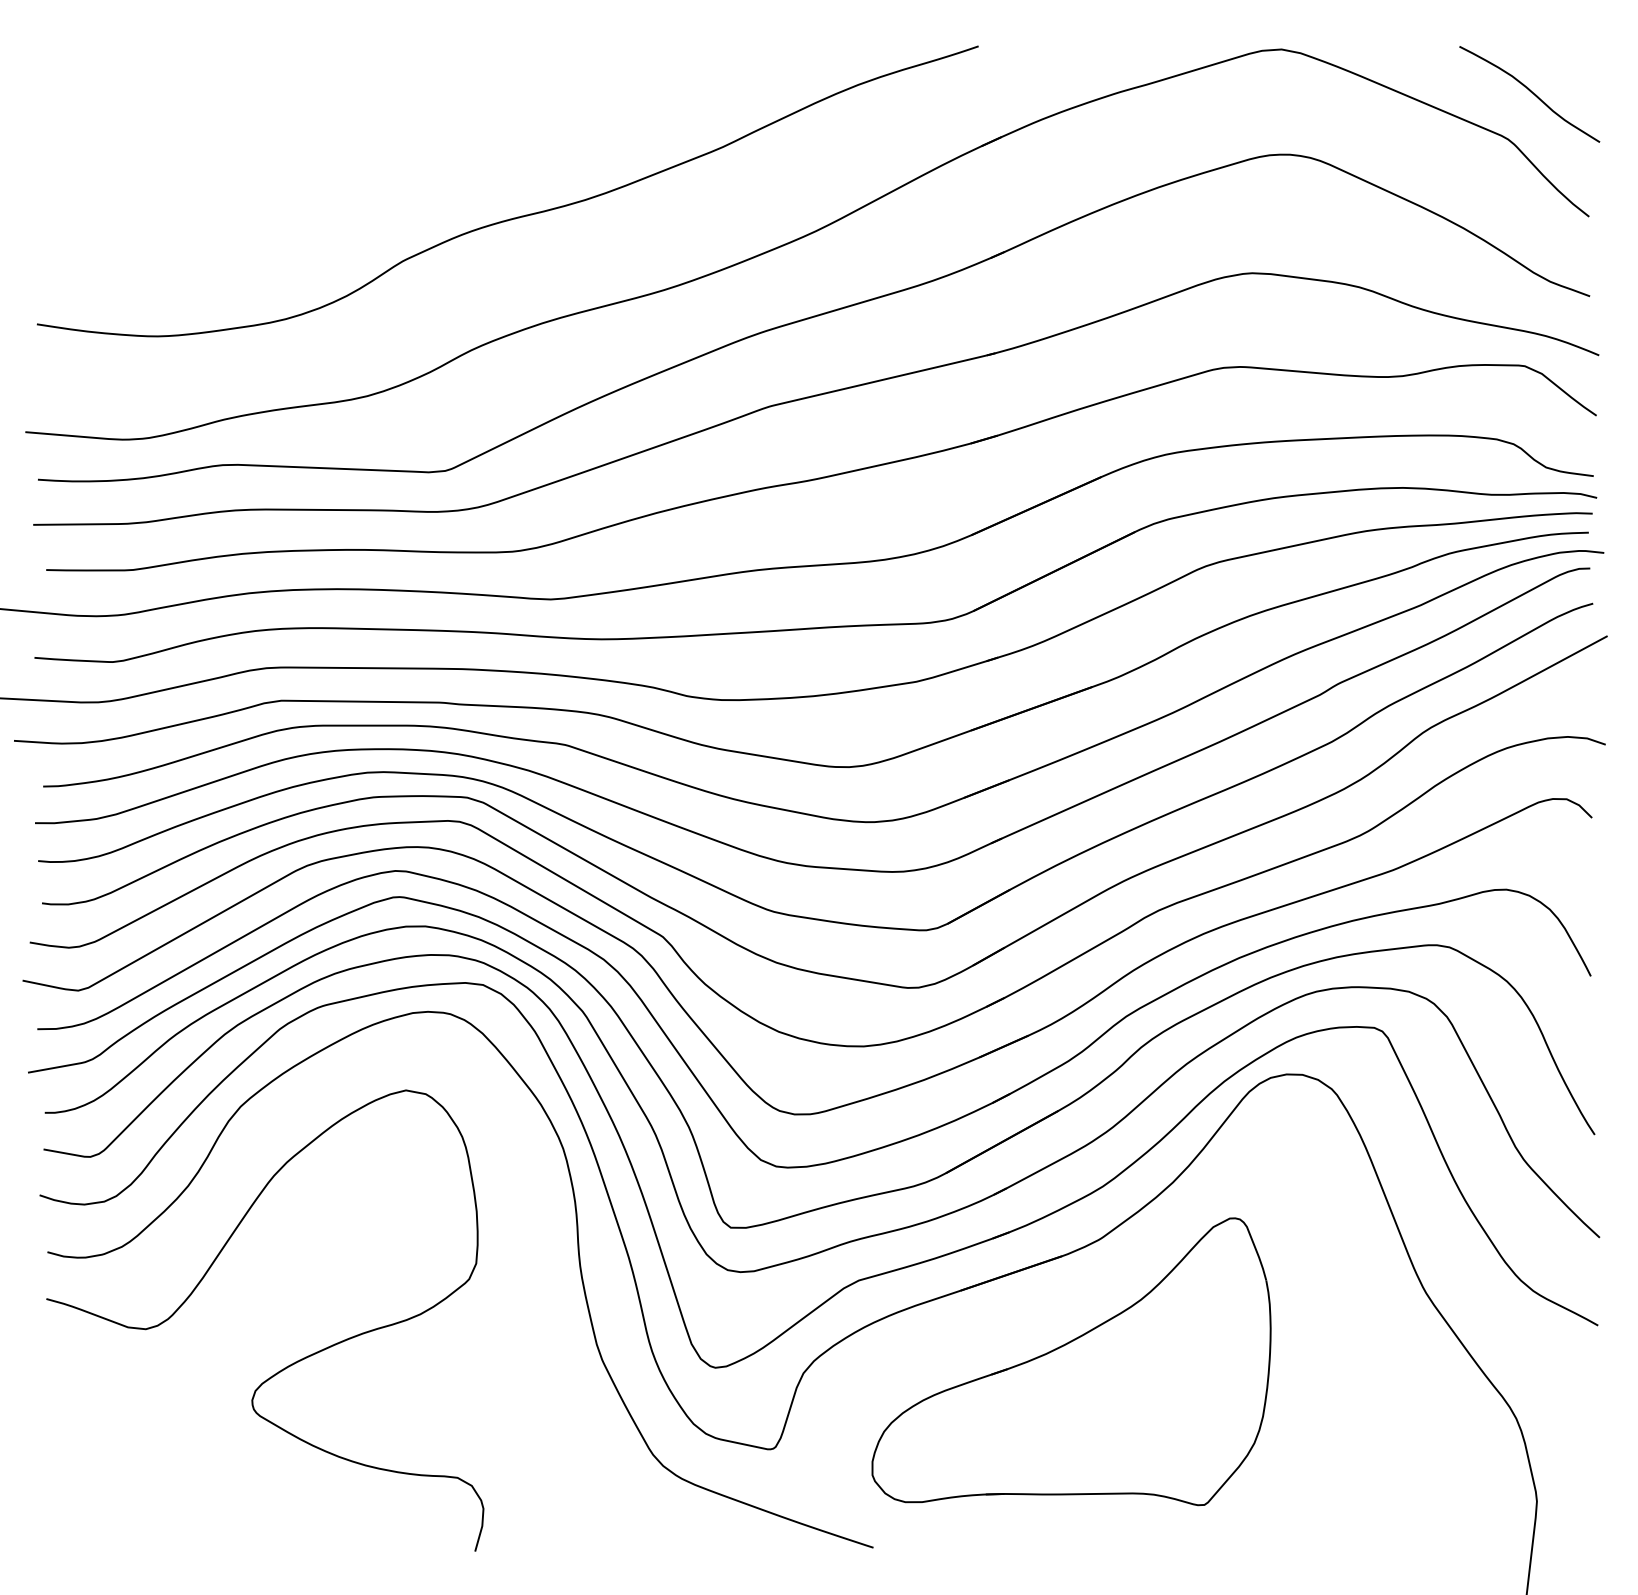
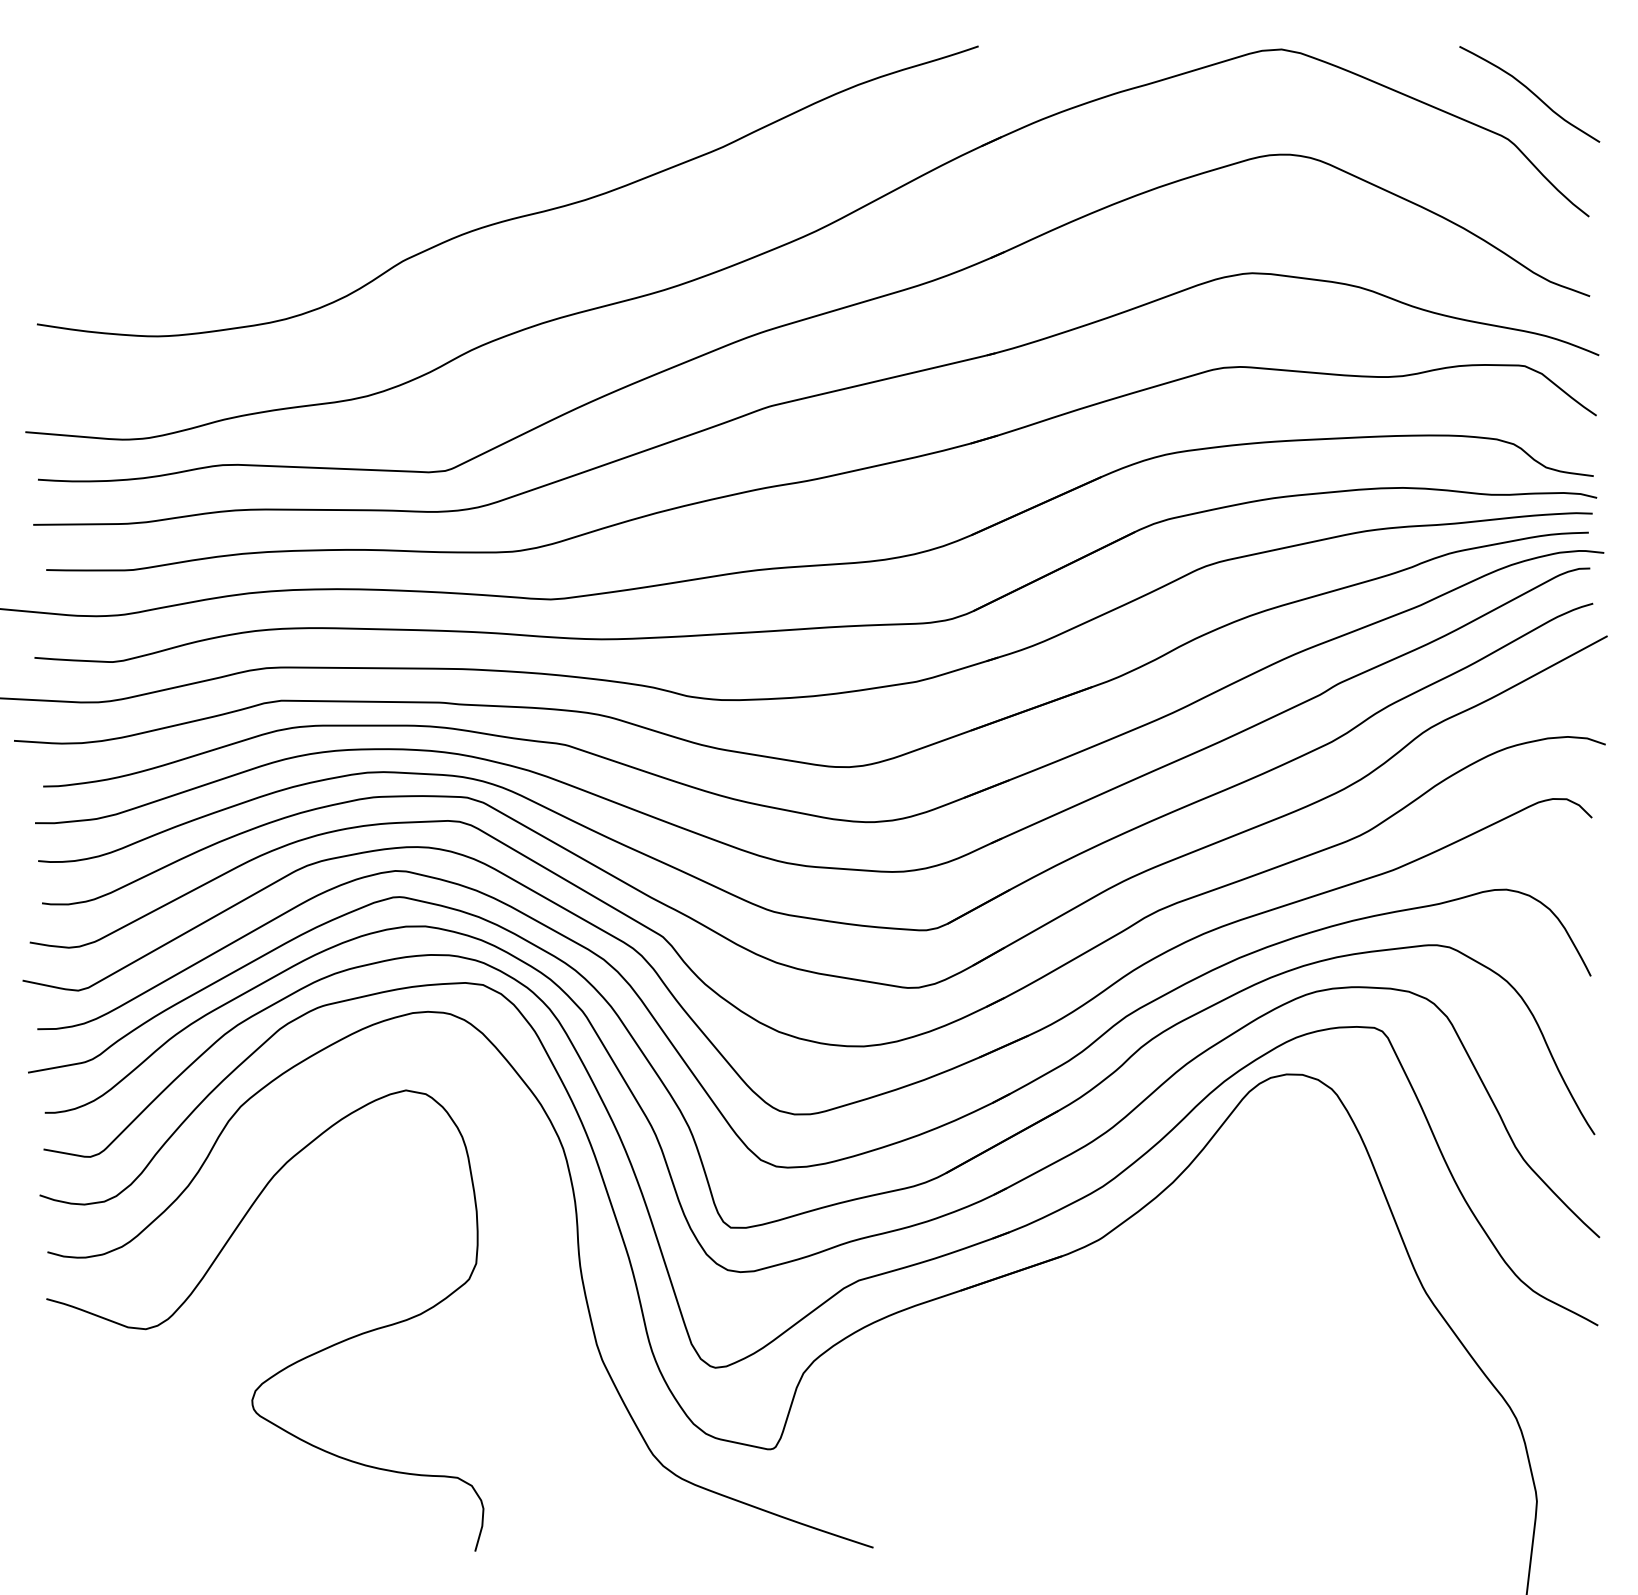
part: present -> none (1071, 1361)
